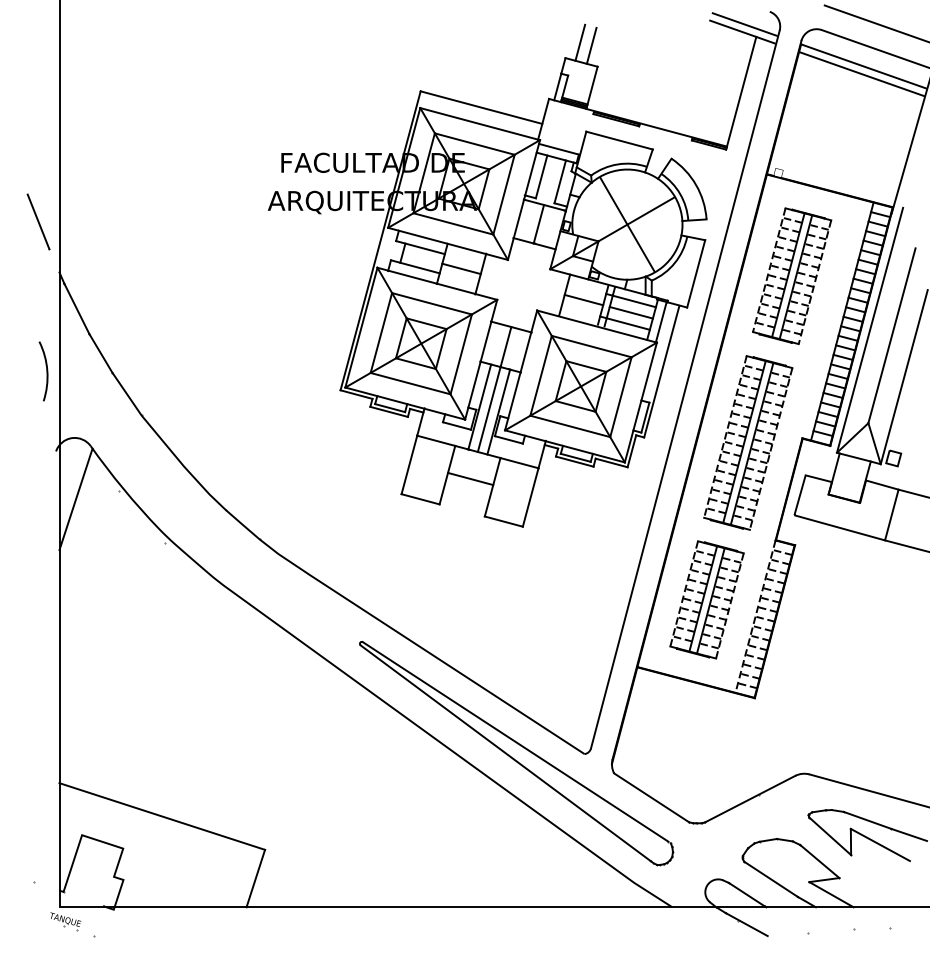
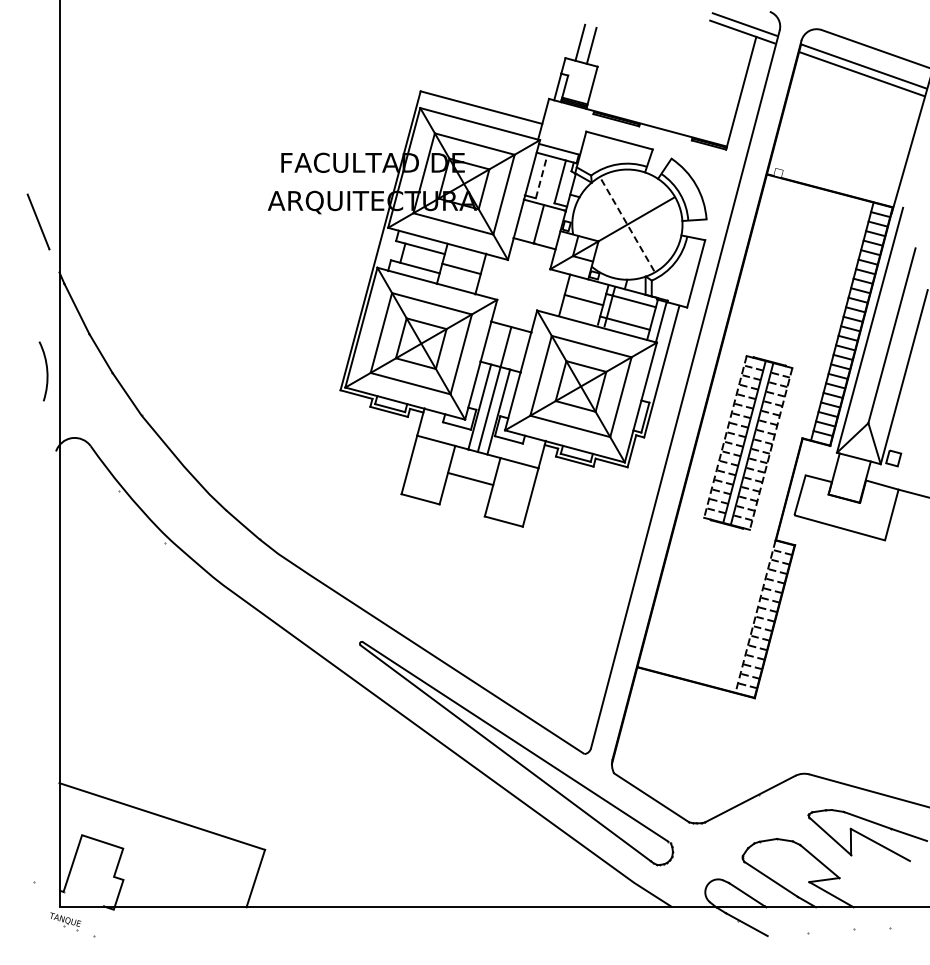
line: present -> none (875, 23)
line: solid -> dashed (541, 176)
line: solid -> dashed (627, 223)
part: present -> none (792, 275)
line: present -> none (630, 312)
line: present -> none (75, 499)
line: present -> none (905, 545)
part: present -> none (706, 599)
